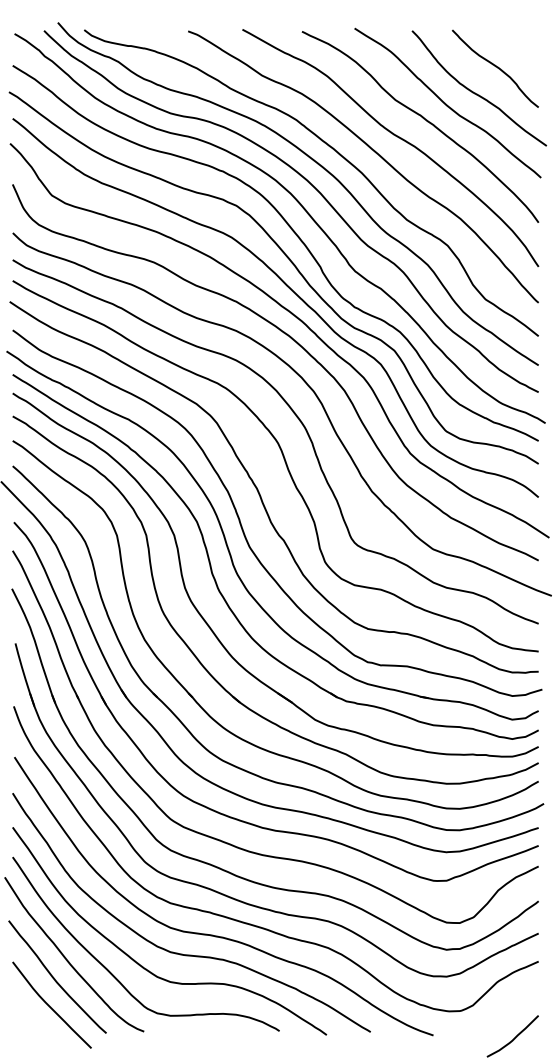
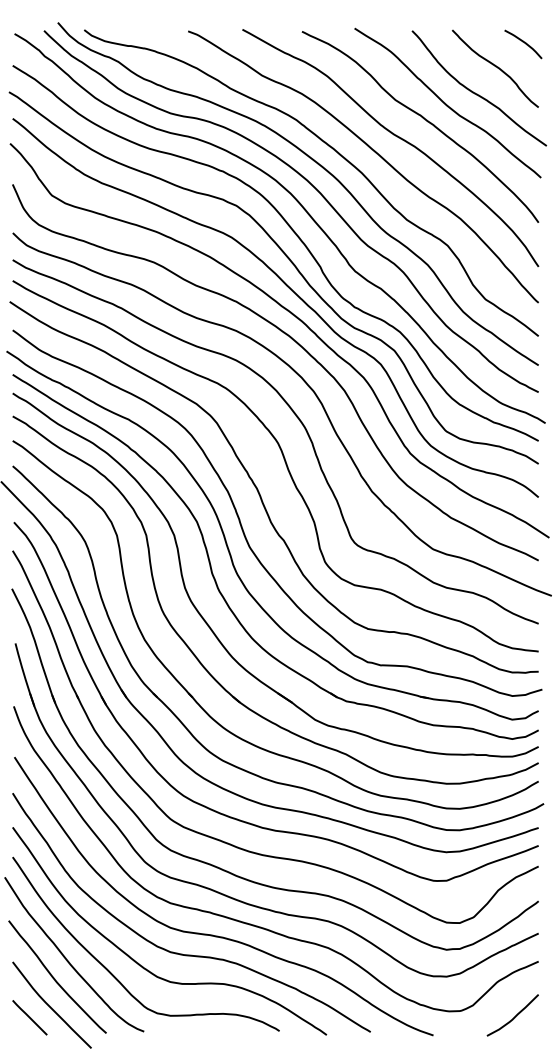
curve: none -> present (524, 43)
line: none -> present (29, 1017)
curve position: (514, 1037) -> (514, 1016) (514, 1016)
